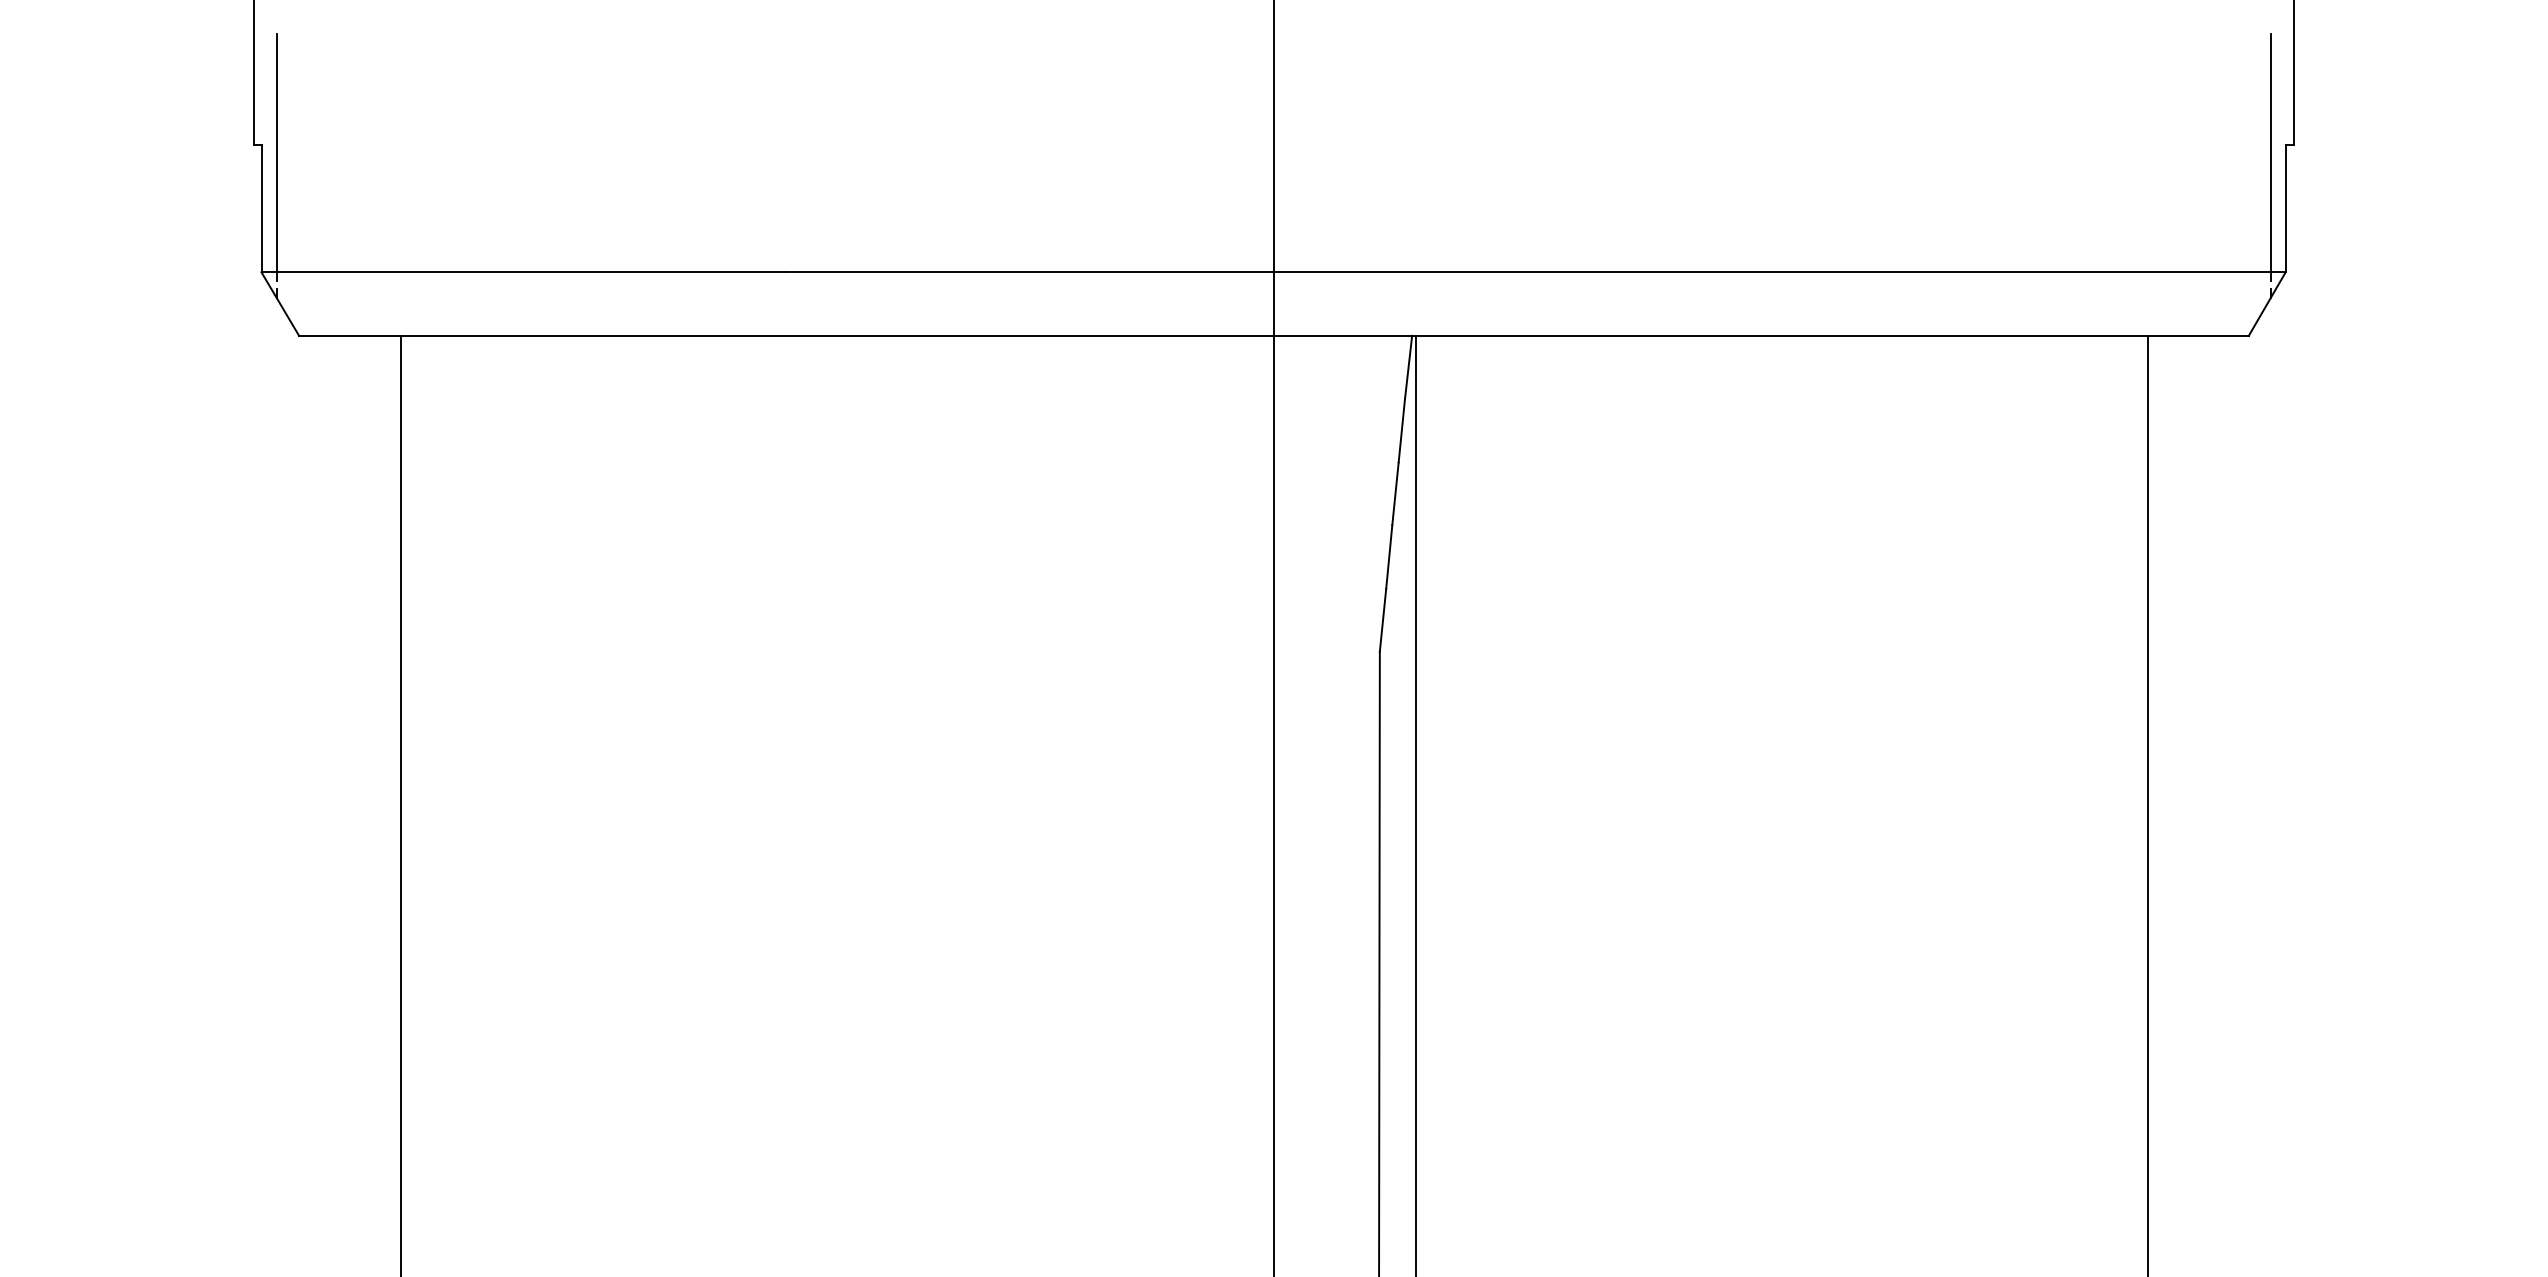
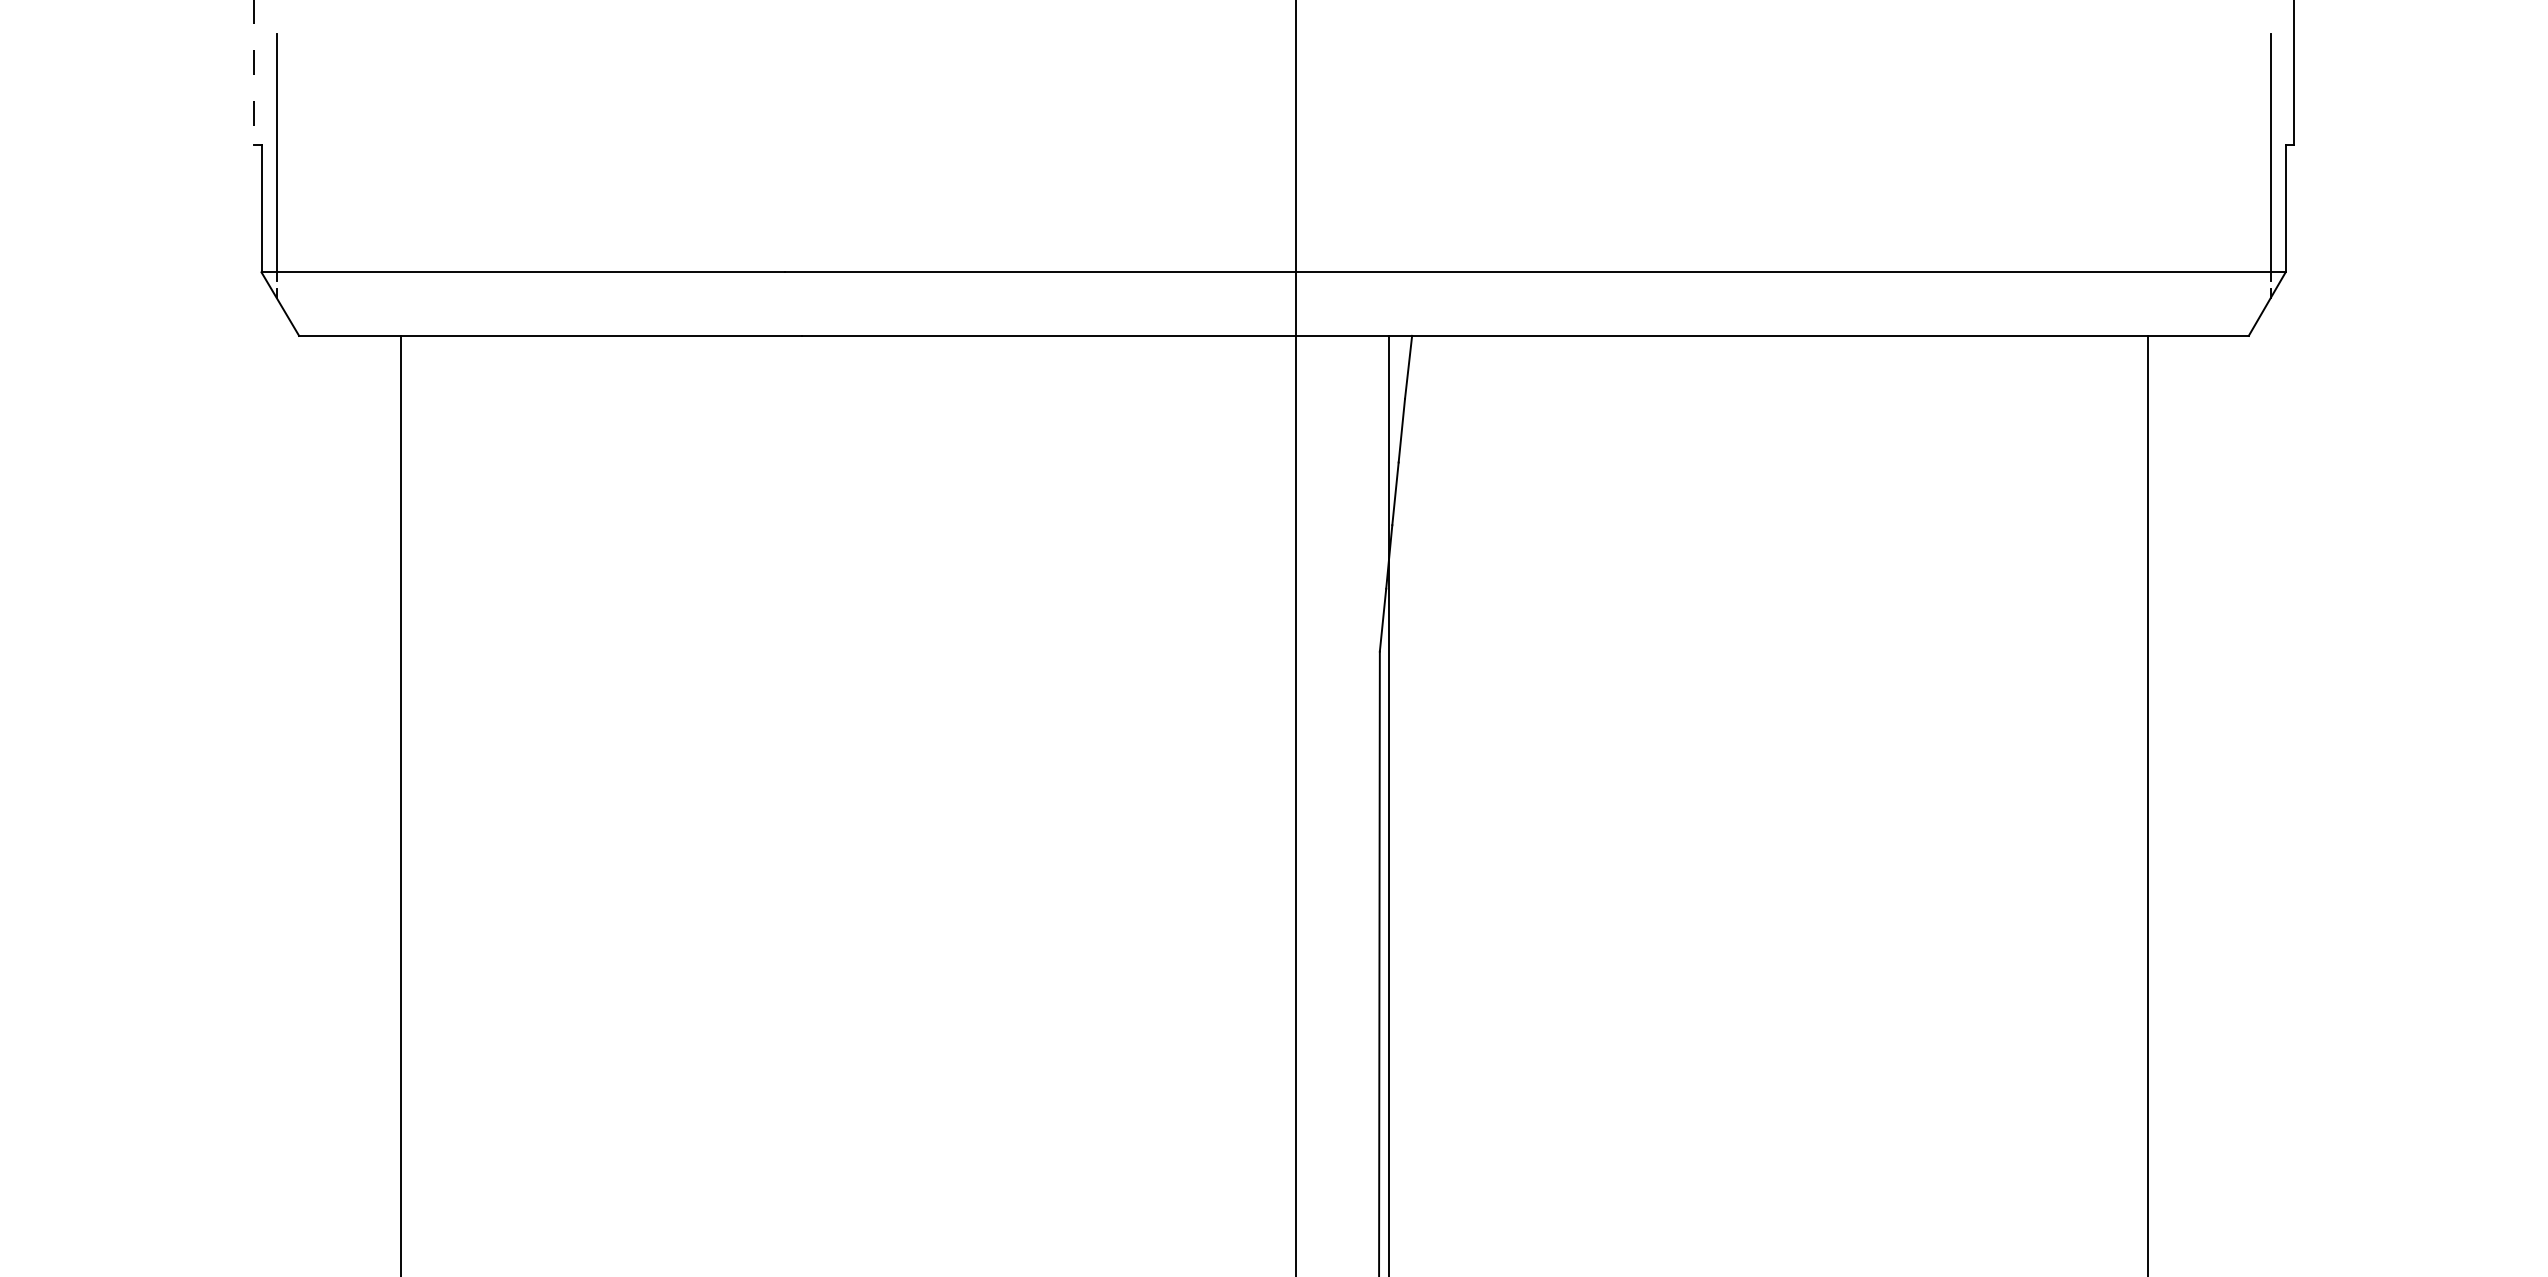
line: solid -> dashed (254, 73)
line position: (1274, 637) -> (1296, 637) (1296, 637)
line position: (1416, 804) -> (1389, 804) (1389, 804)
